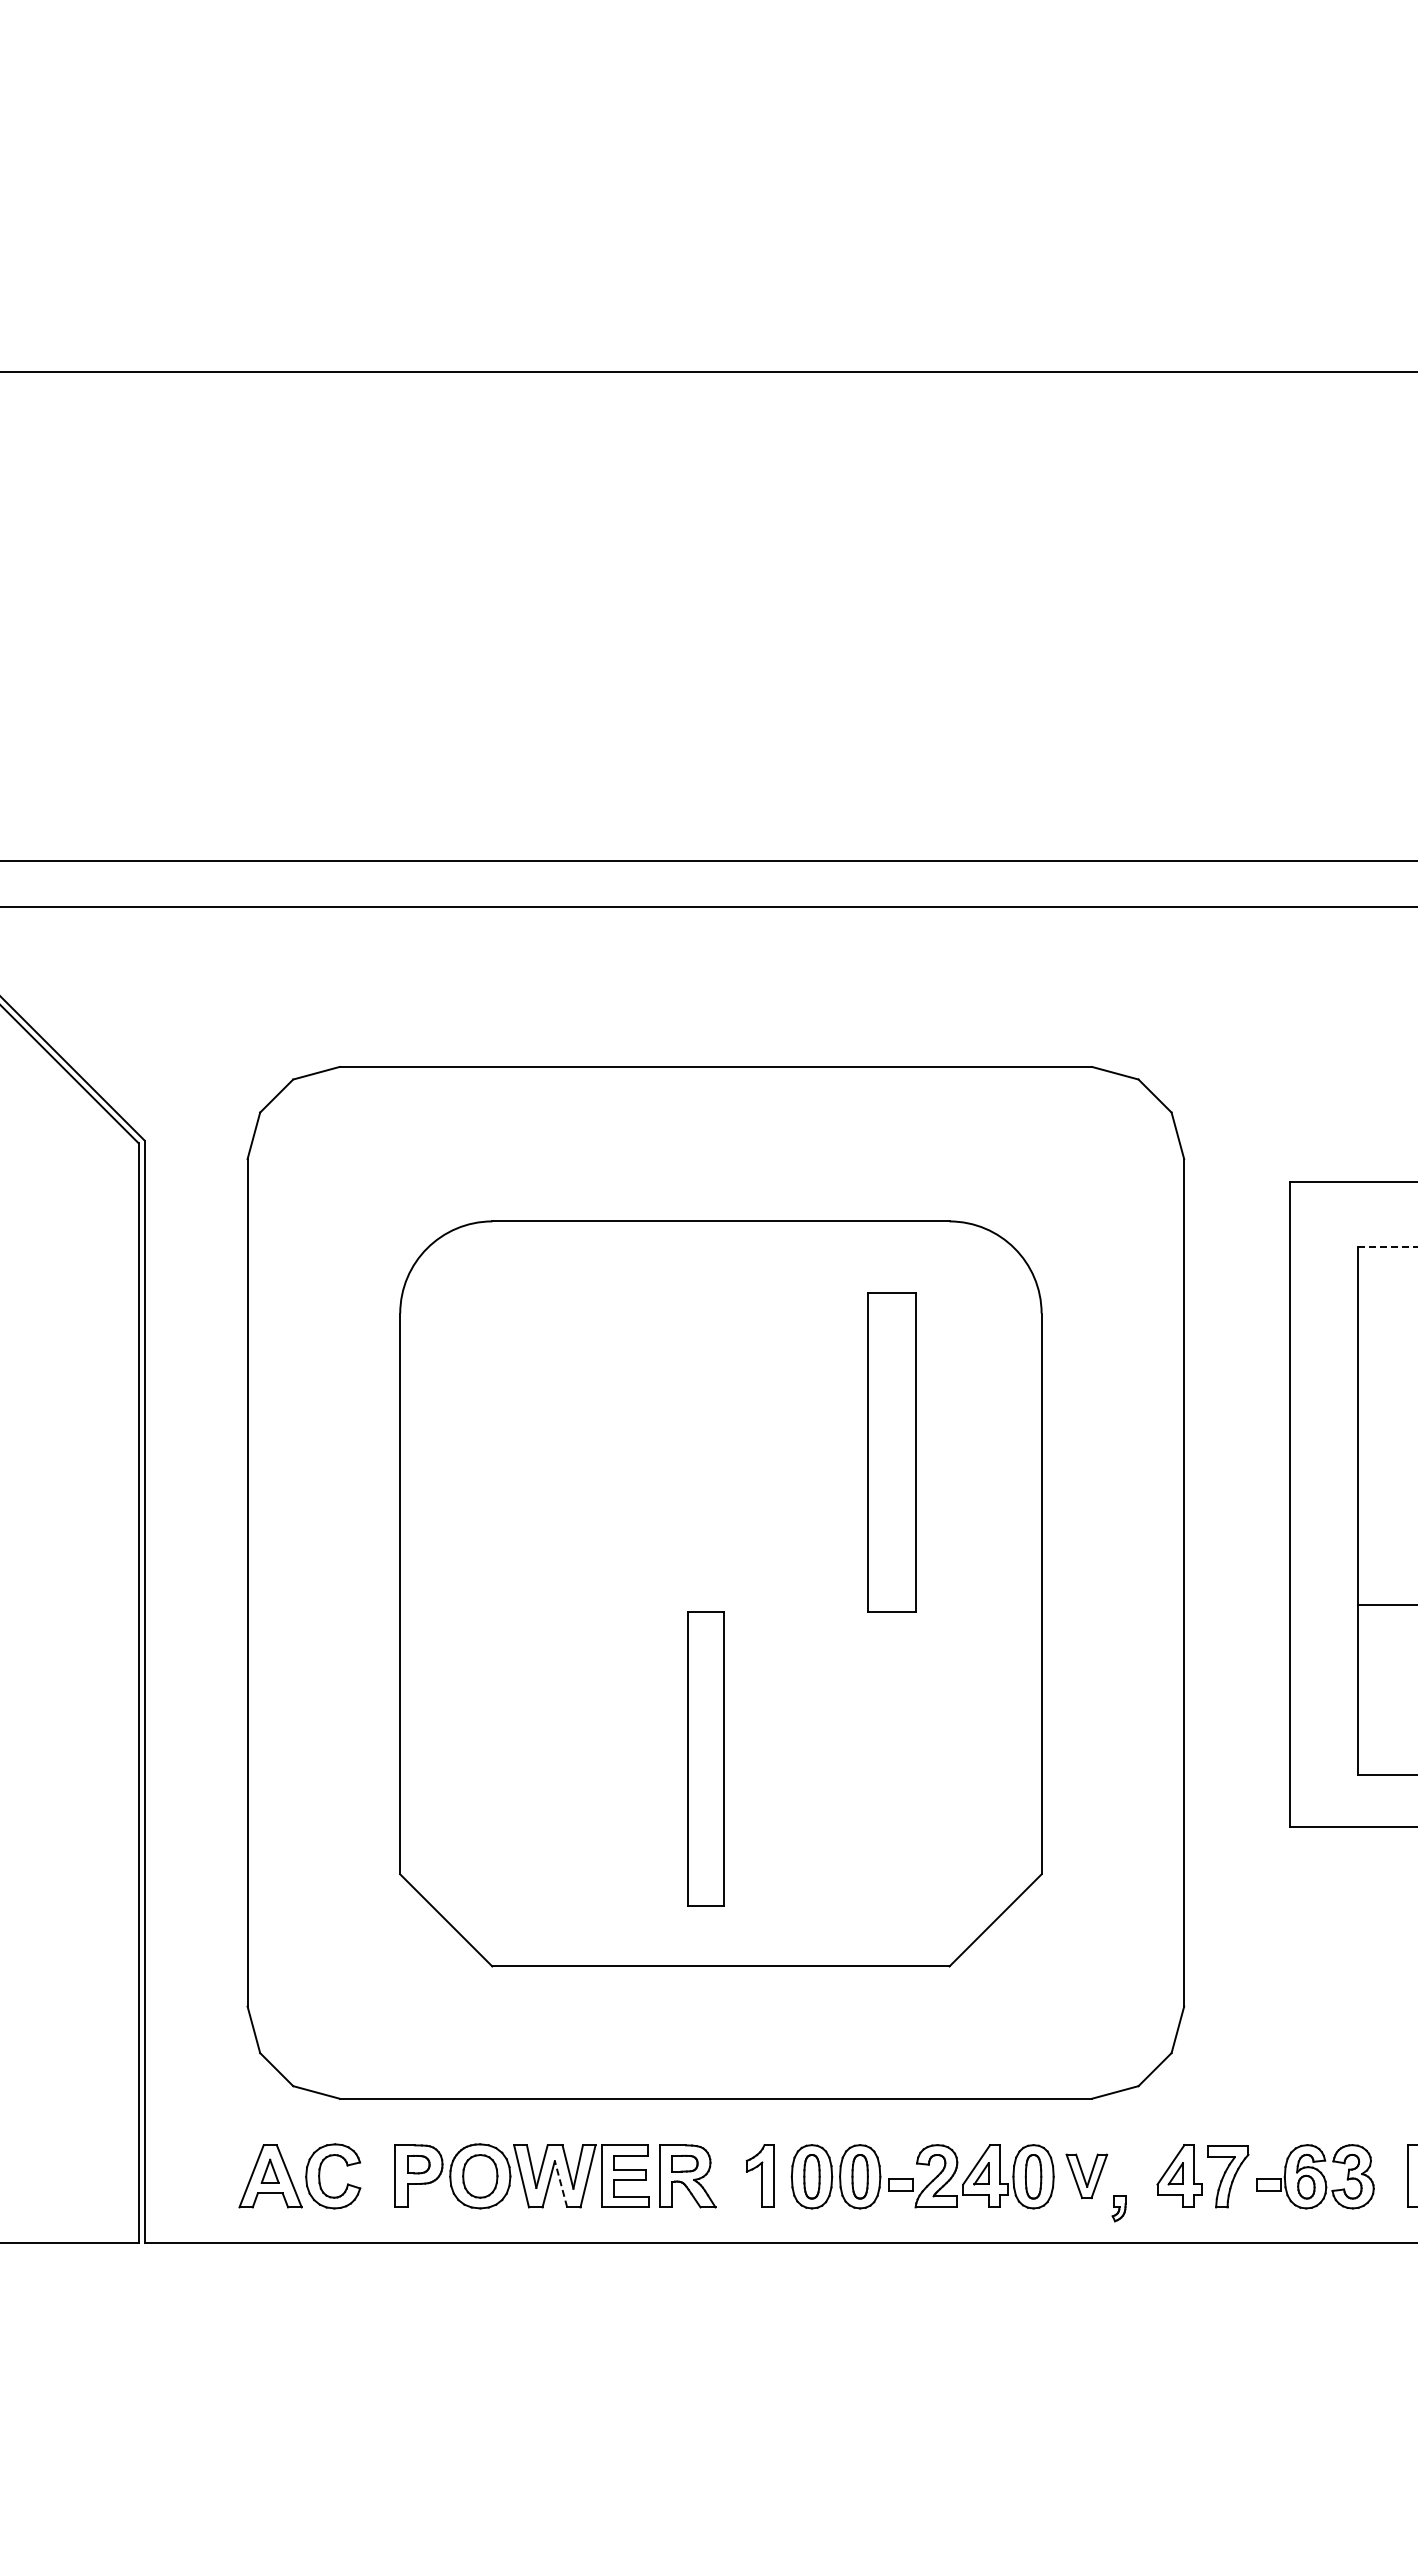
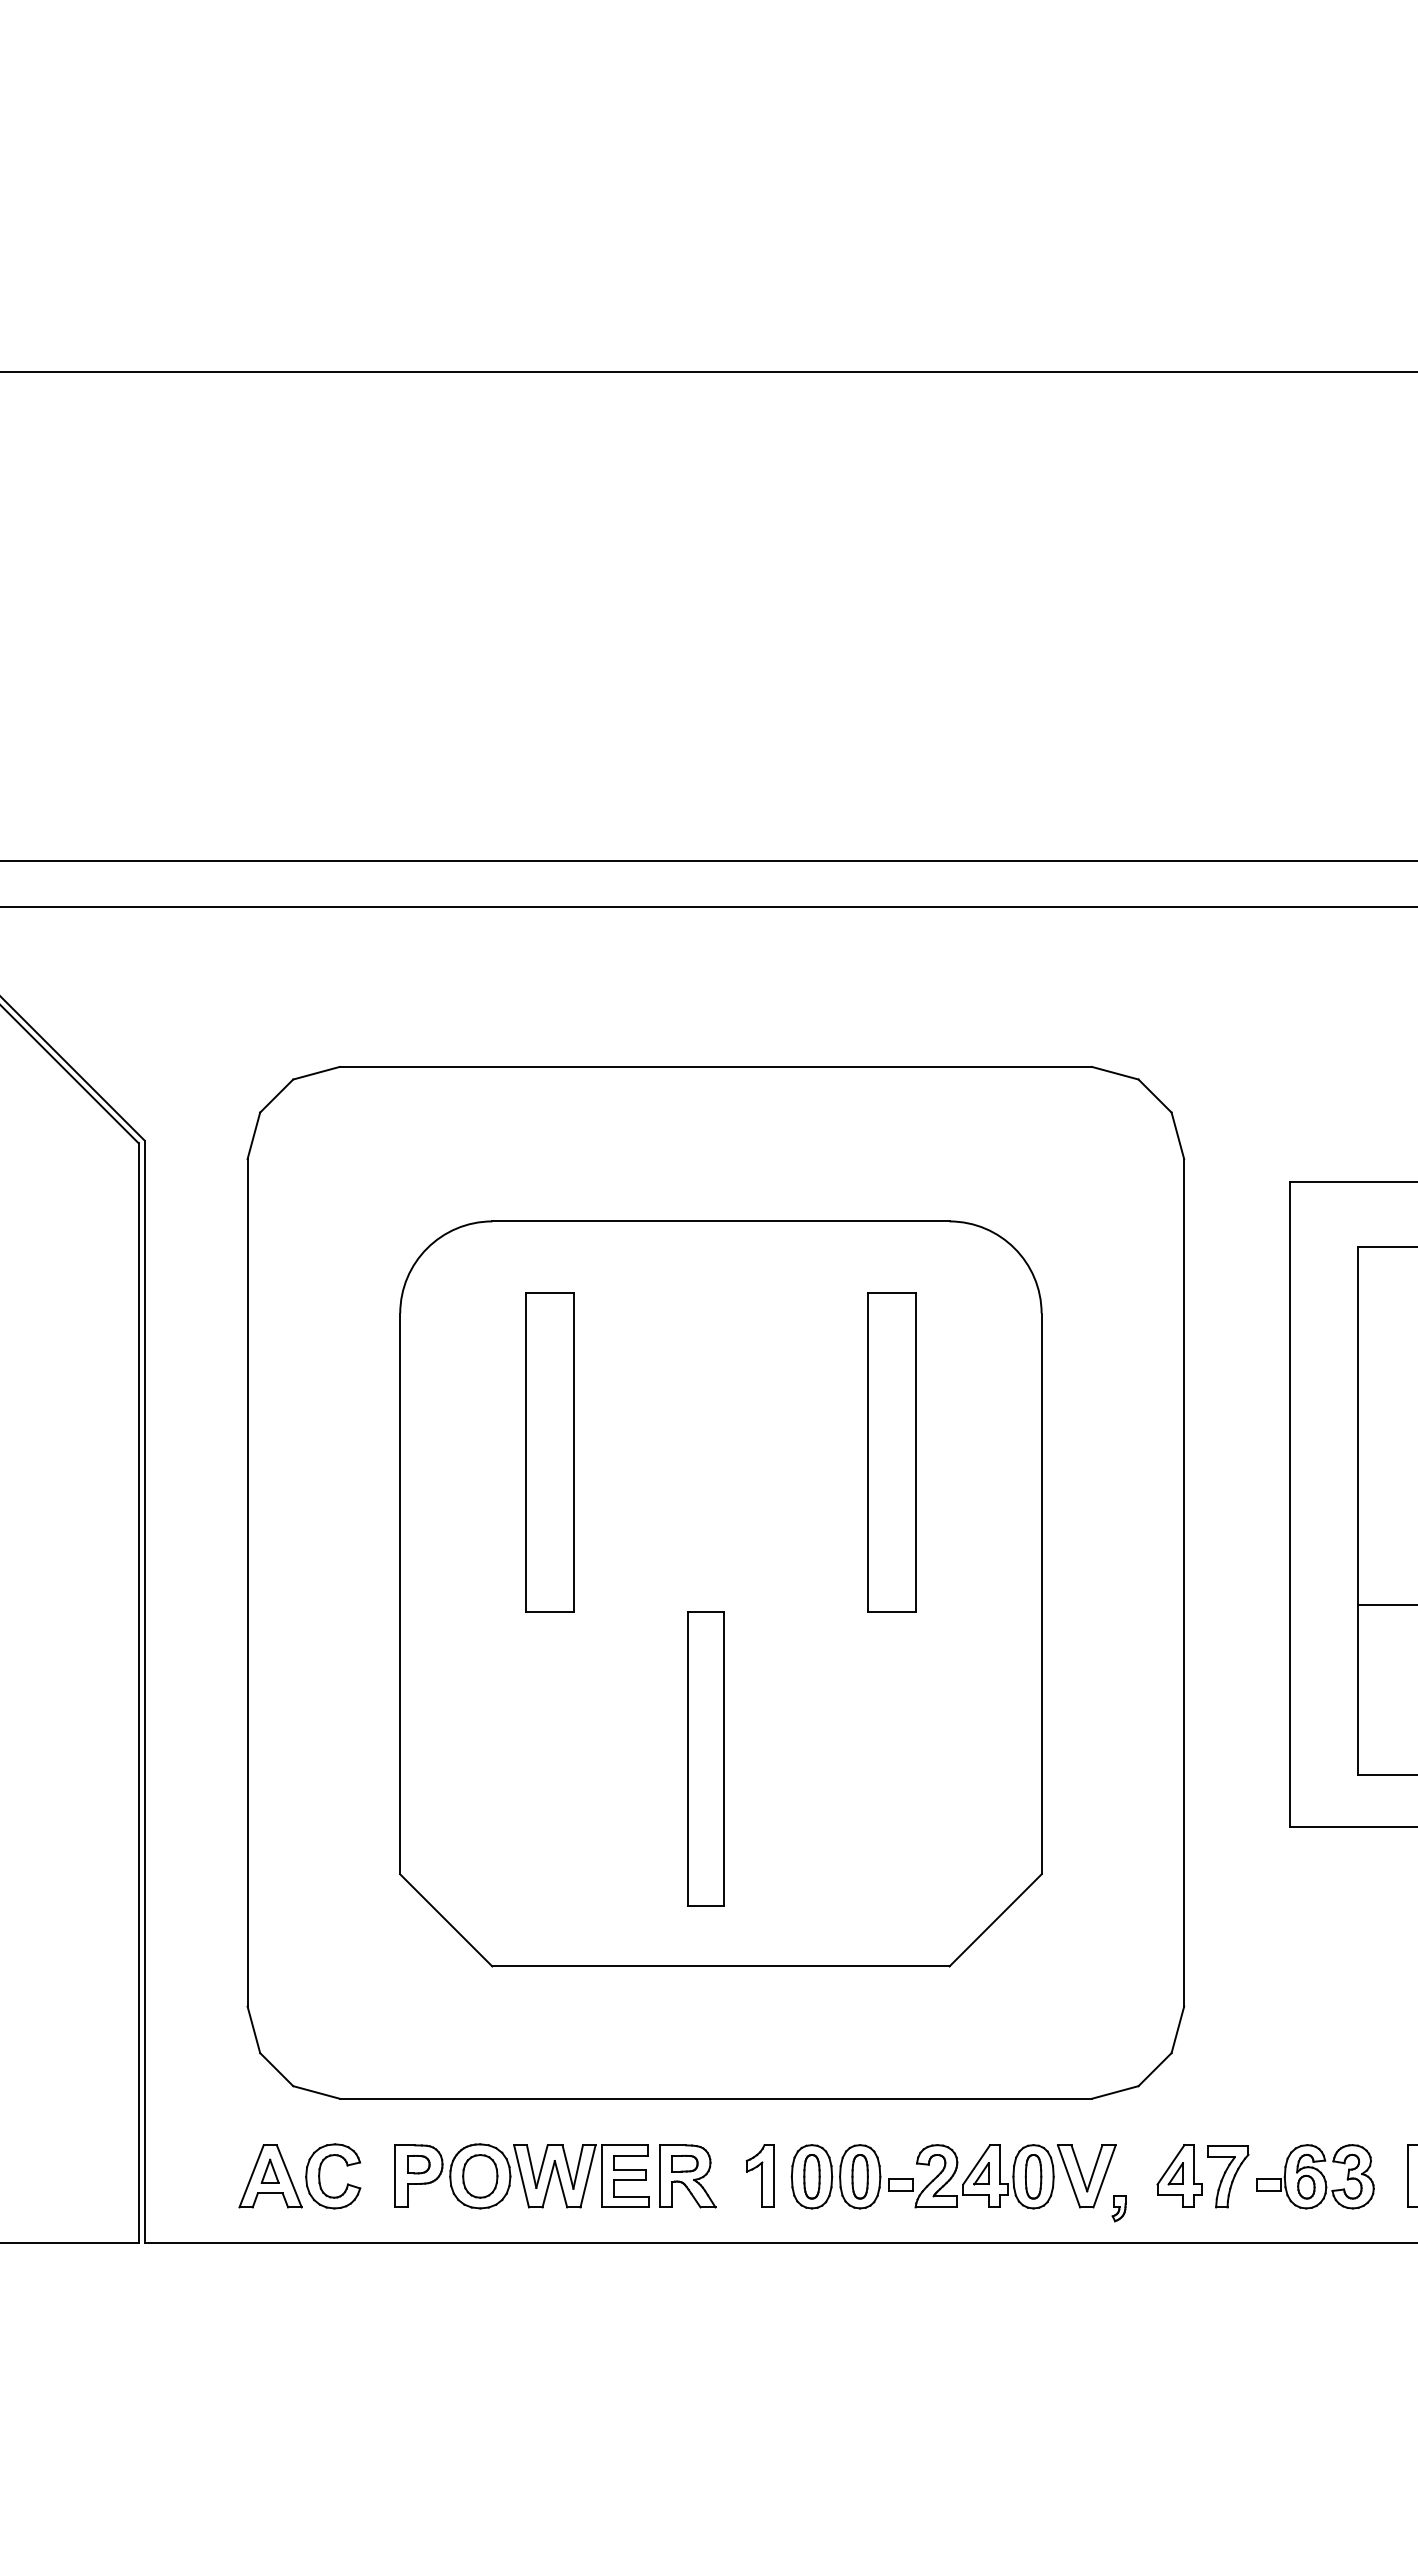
line: dashed -> solid (1387, 1247)
part: none -> present (549, 1452)
part size: 44x47 px -> 60x65 px (1086, 2176)
line: dashed -> solid (561, 2184)
